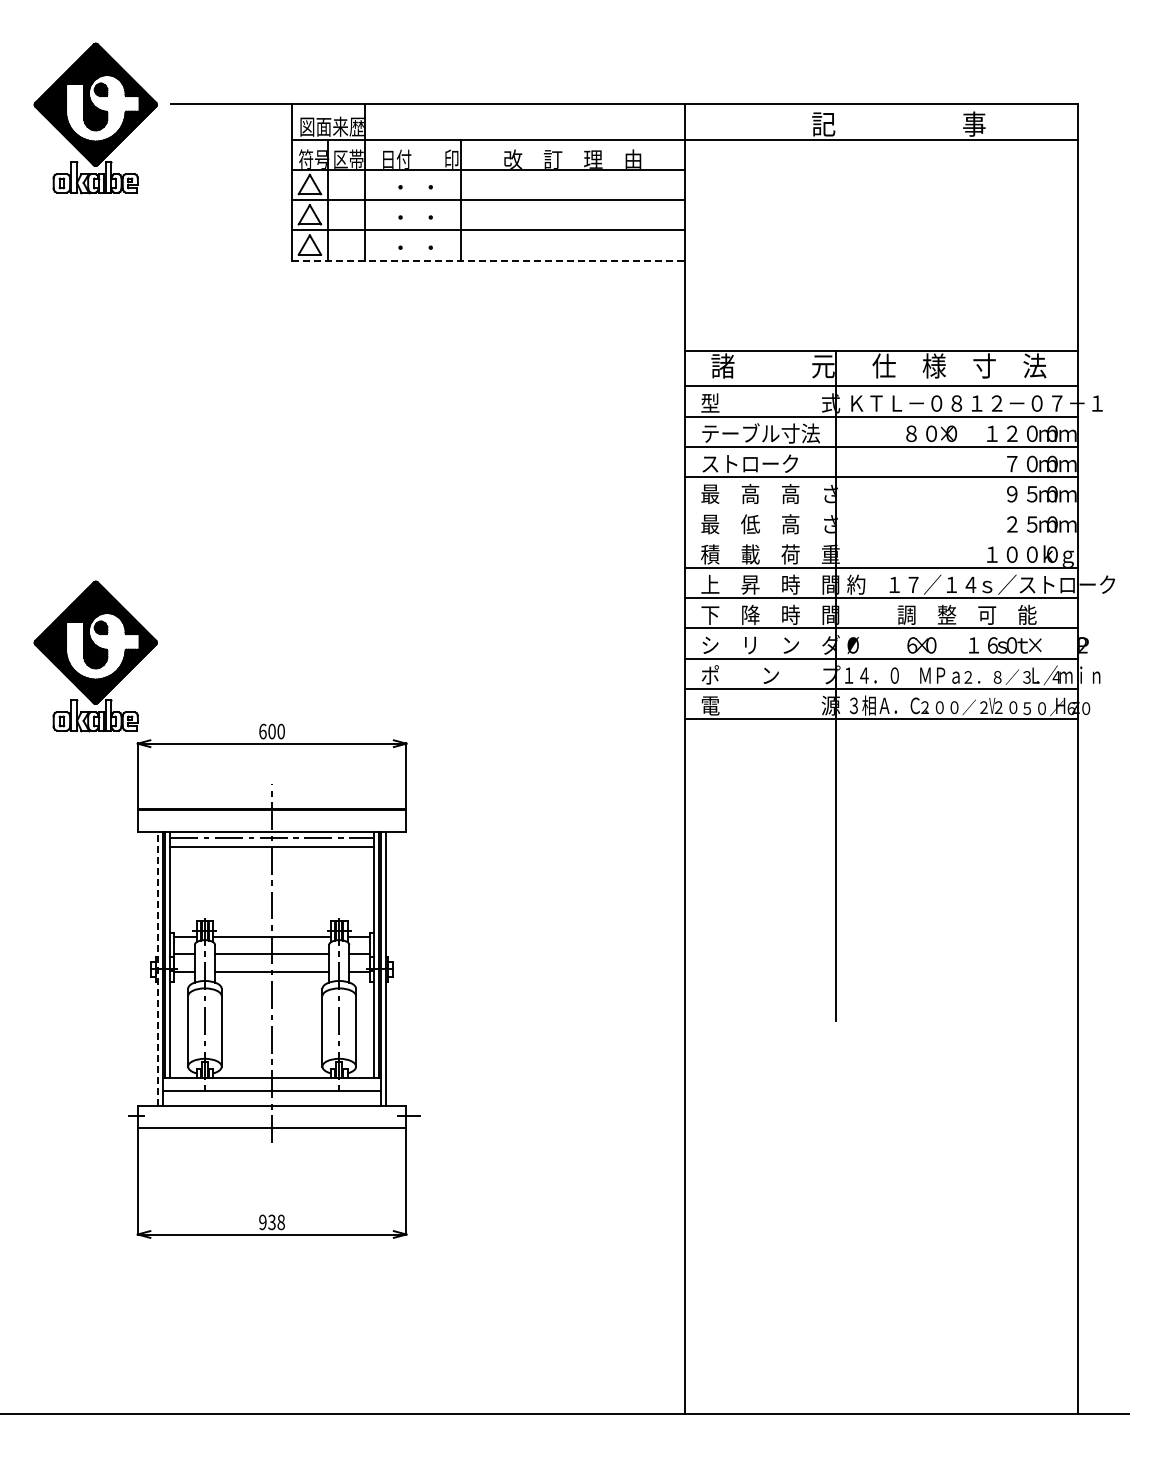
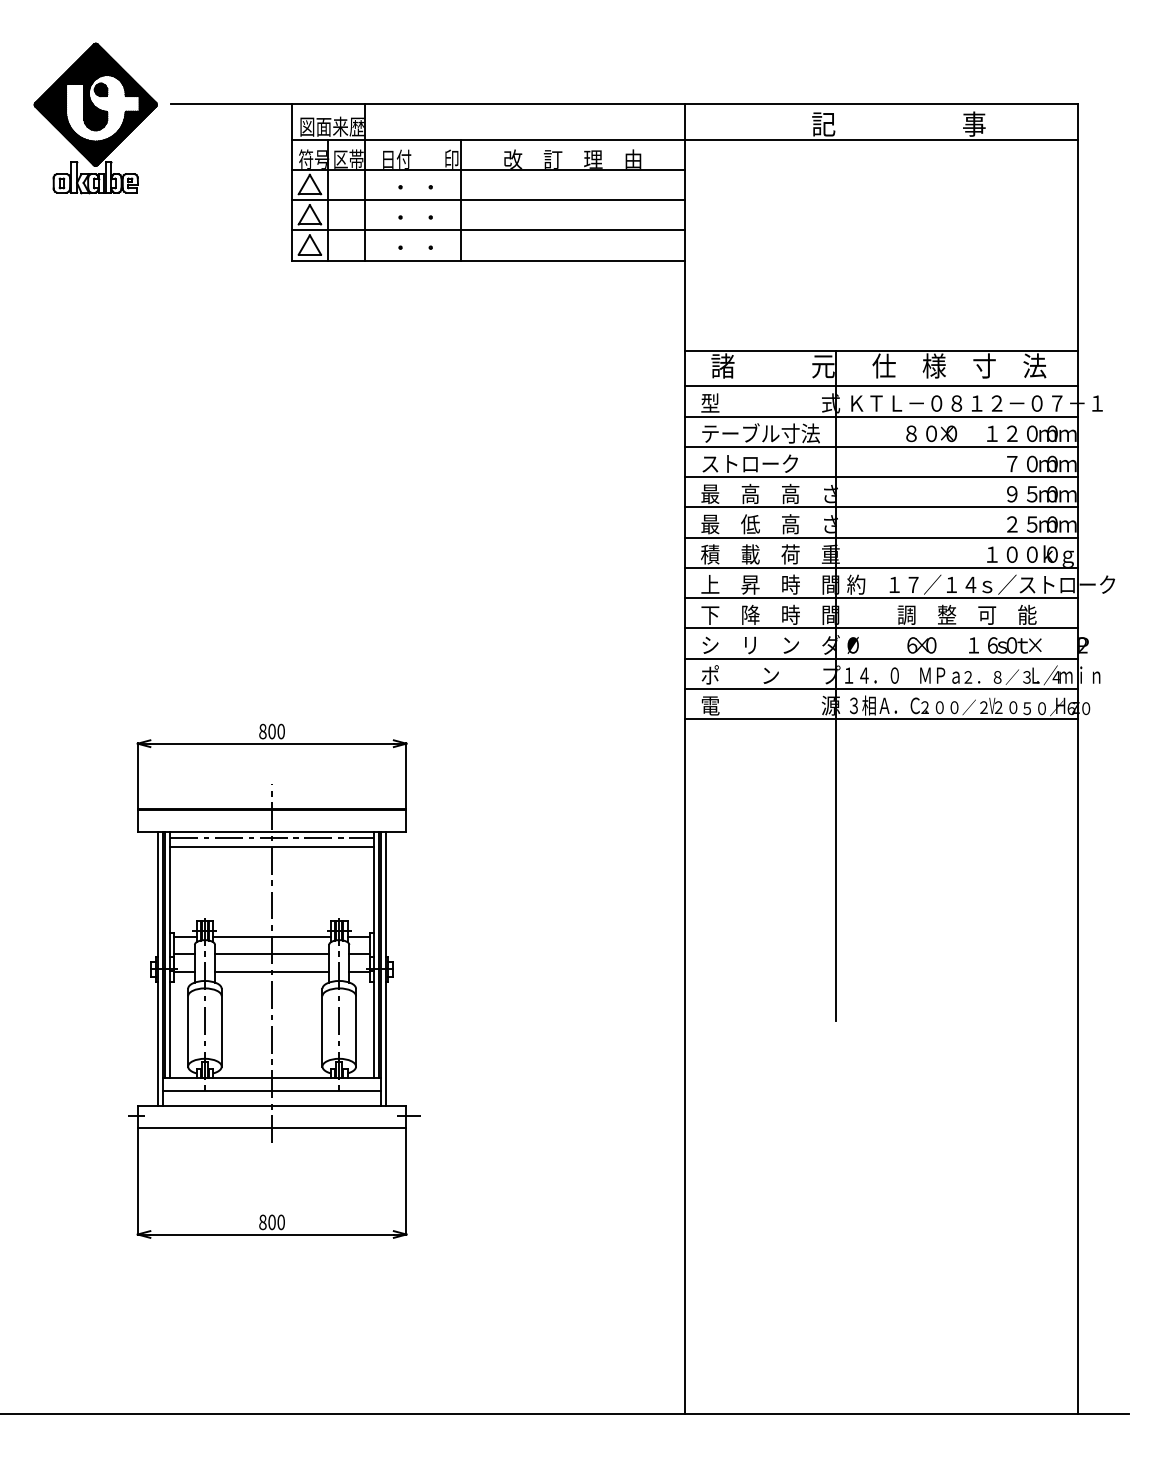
line: dashed -> solid (489, 260)
line: none -> present (881, 507)
line: none -> present (881, 537)
part: present -> none (95, 656)
text: 600 -> 800 (262, 731)
line: dashed -> solid (157, 969)
text: 938 -> 800 (271, 1222)
